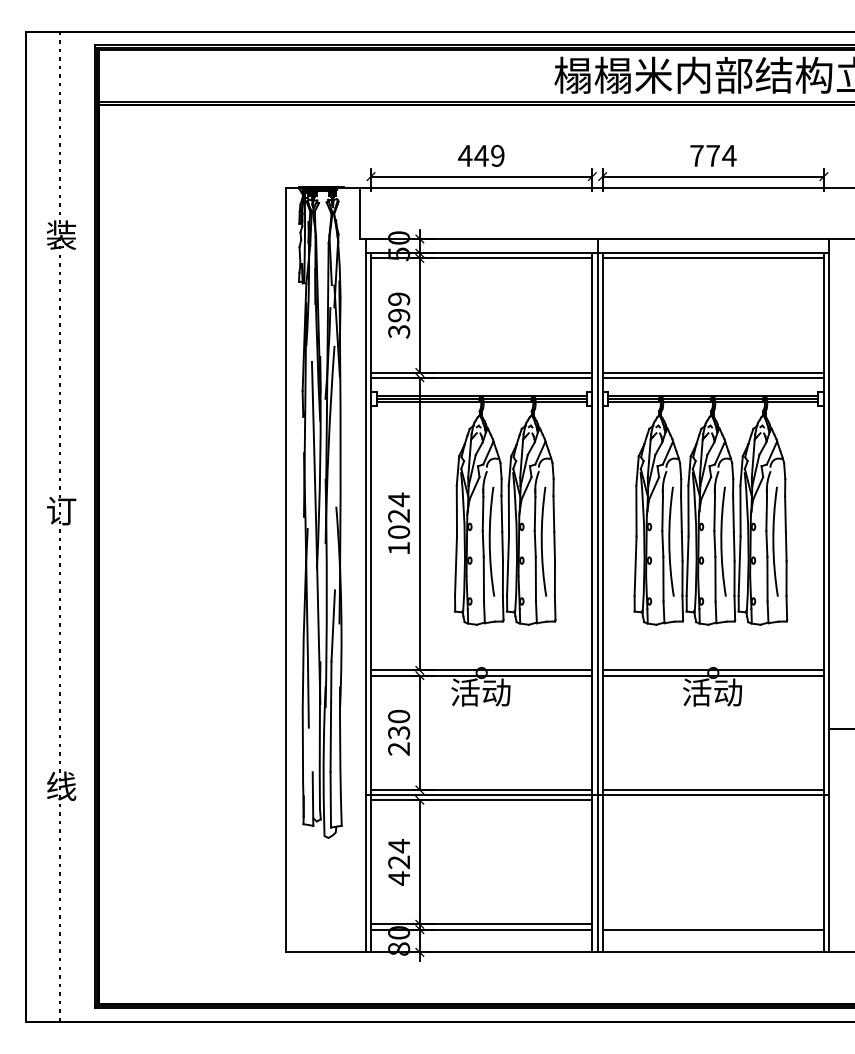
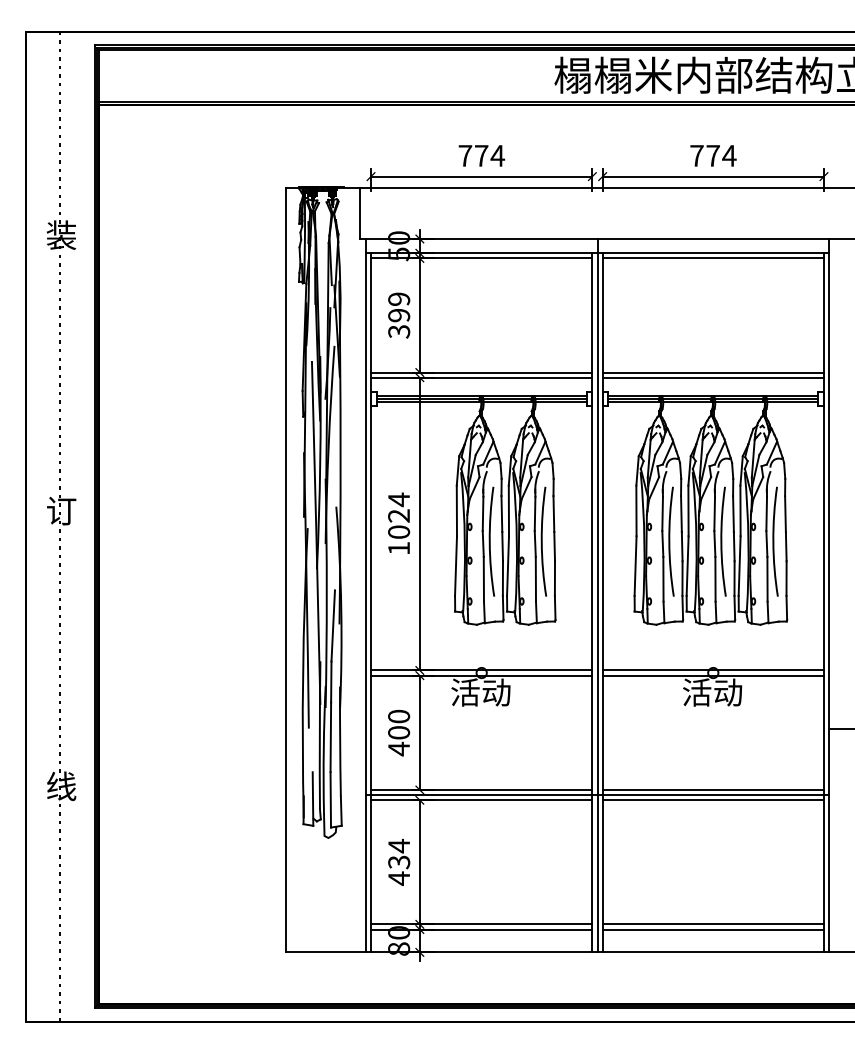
text: 449 -> 774 (481, 155)
text: 230 -> 400 (398, 741)
line: none -> present (712, 800)
text: 424 -> 434 (399, 862)
line: none -> present (712, 924)
